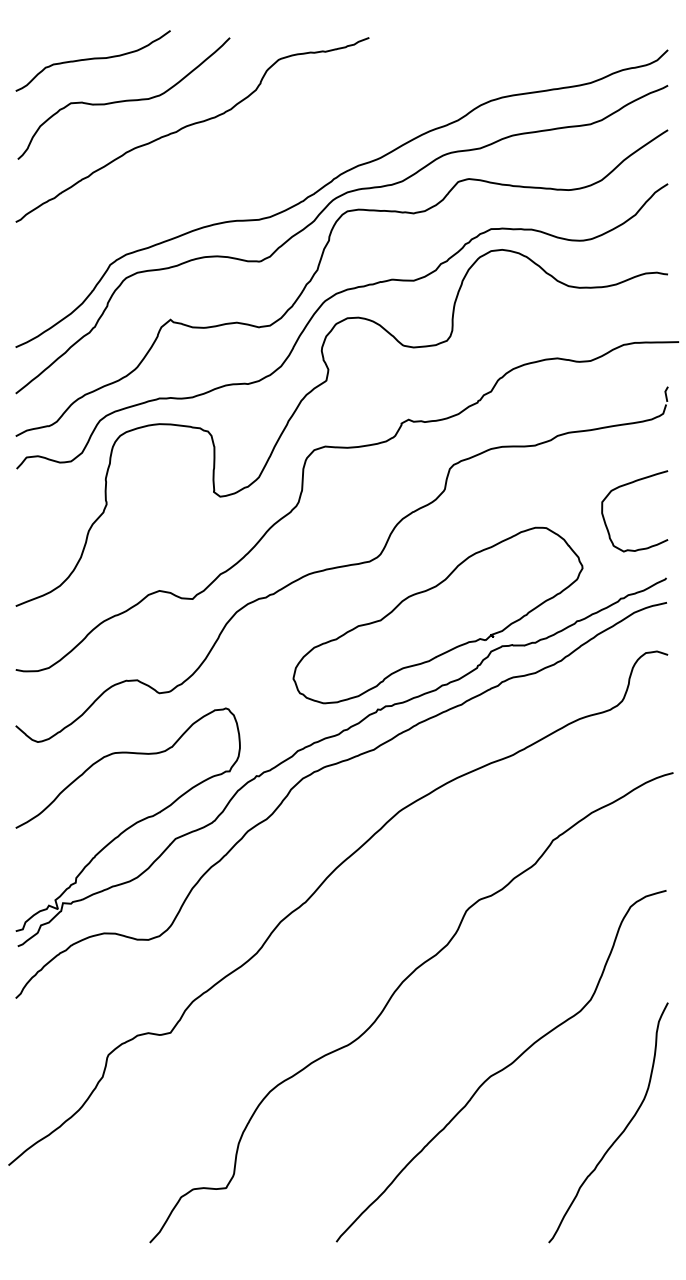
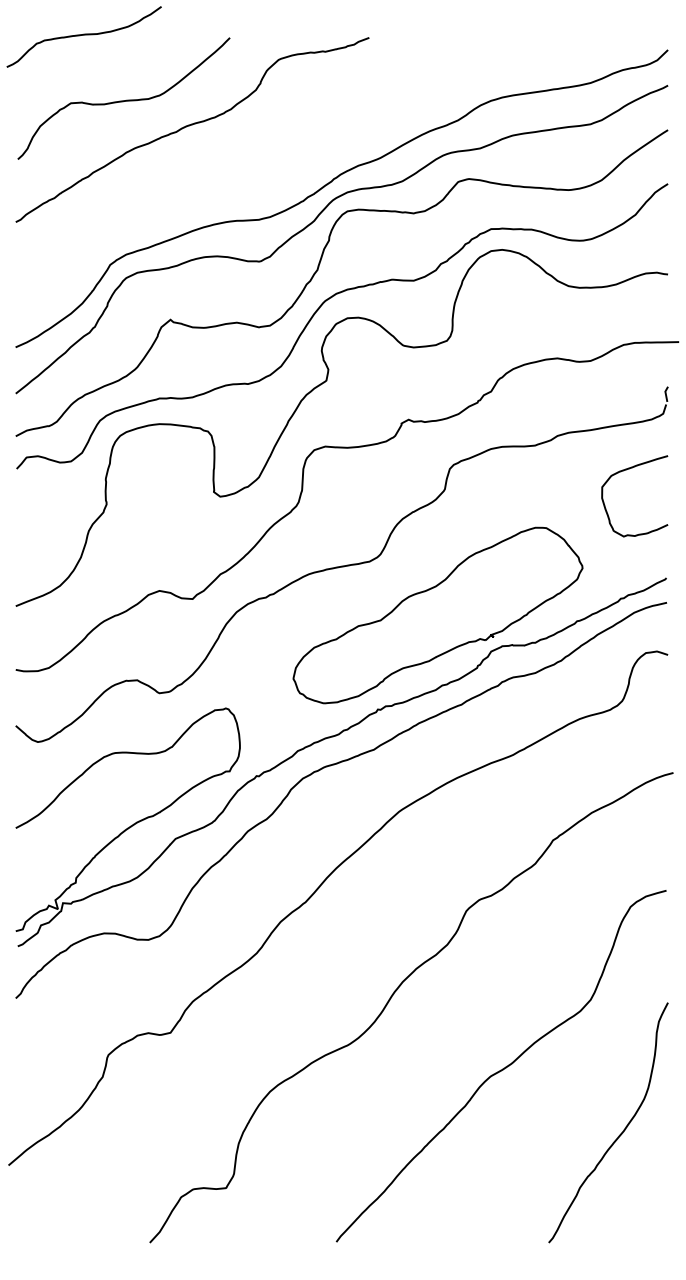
curve position: (92, 59) -> (83, 35) (83, 35)
curve position: (626, 485) -> (626, 470) (626, 470)
